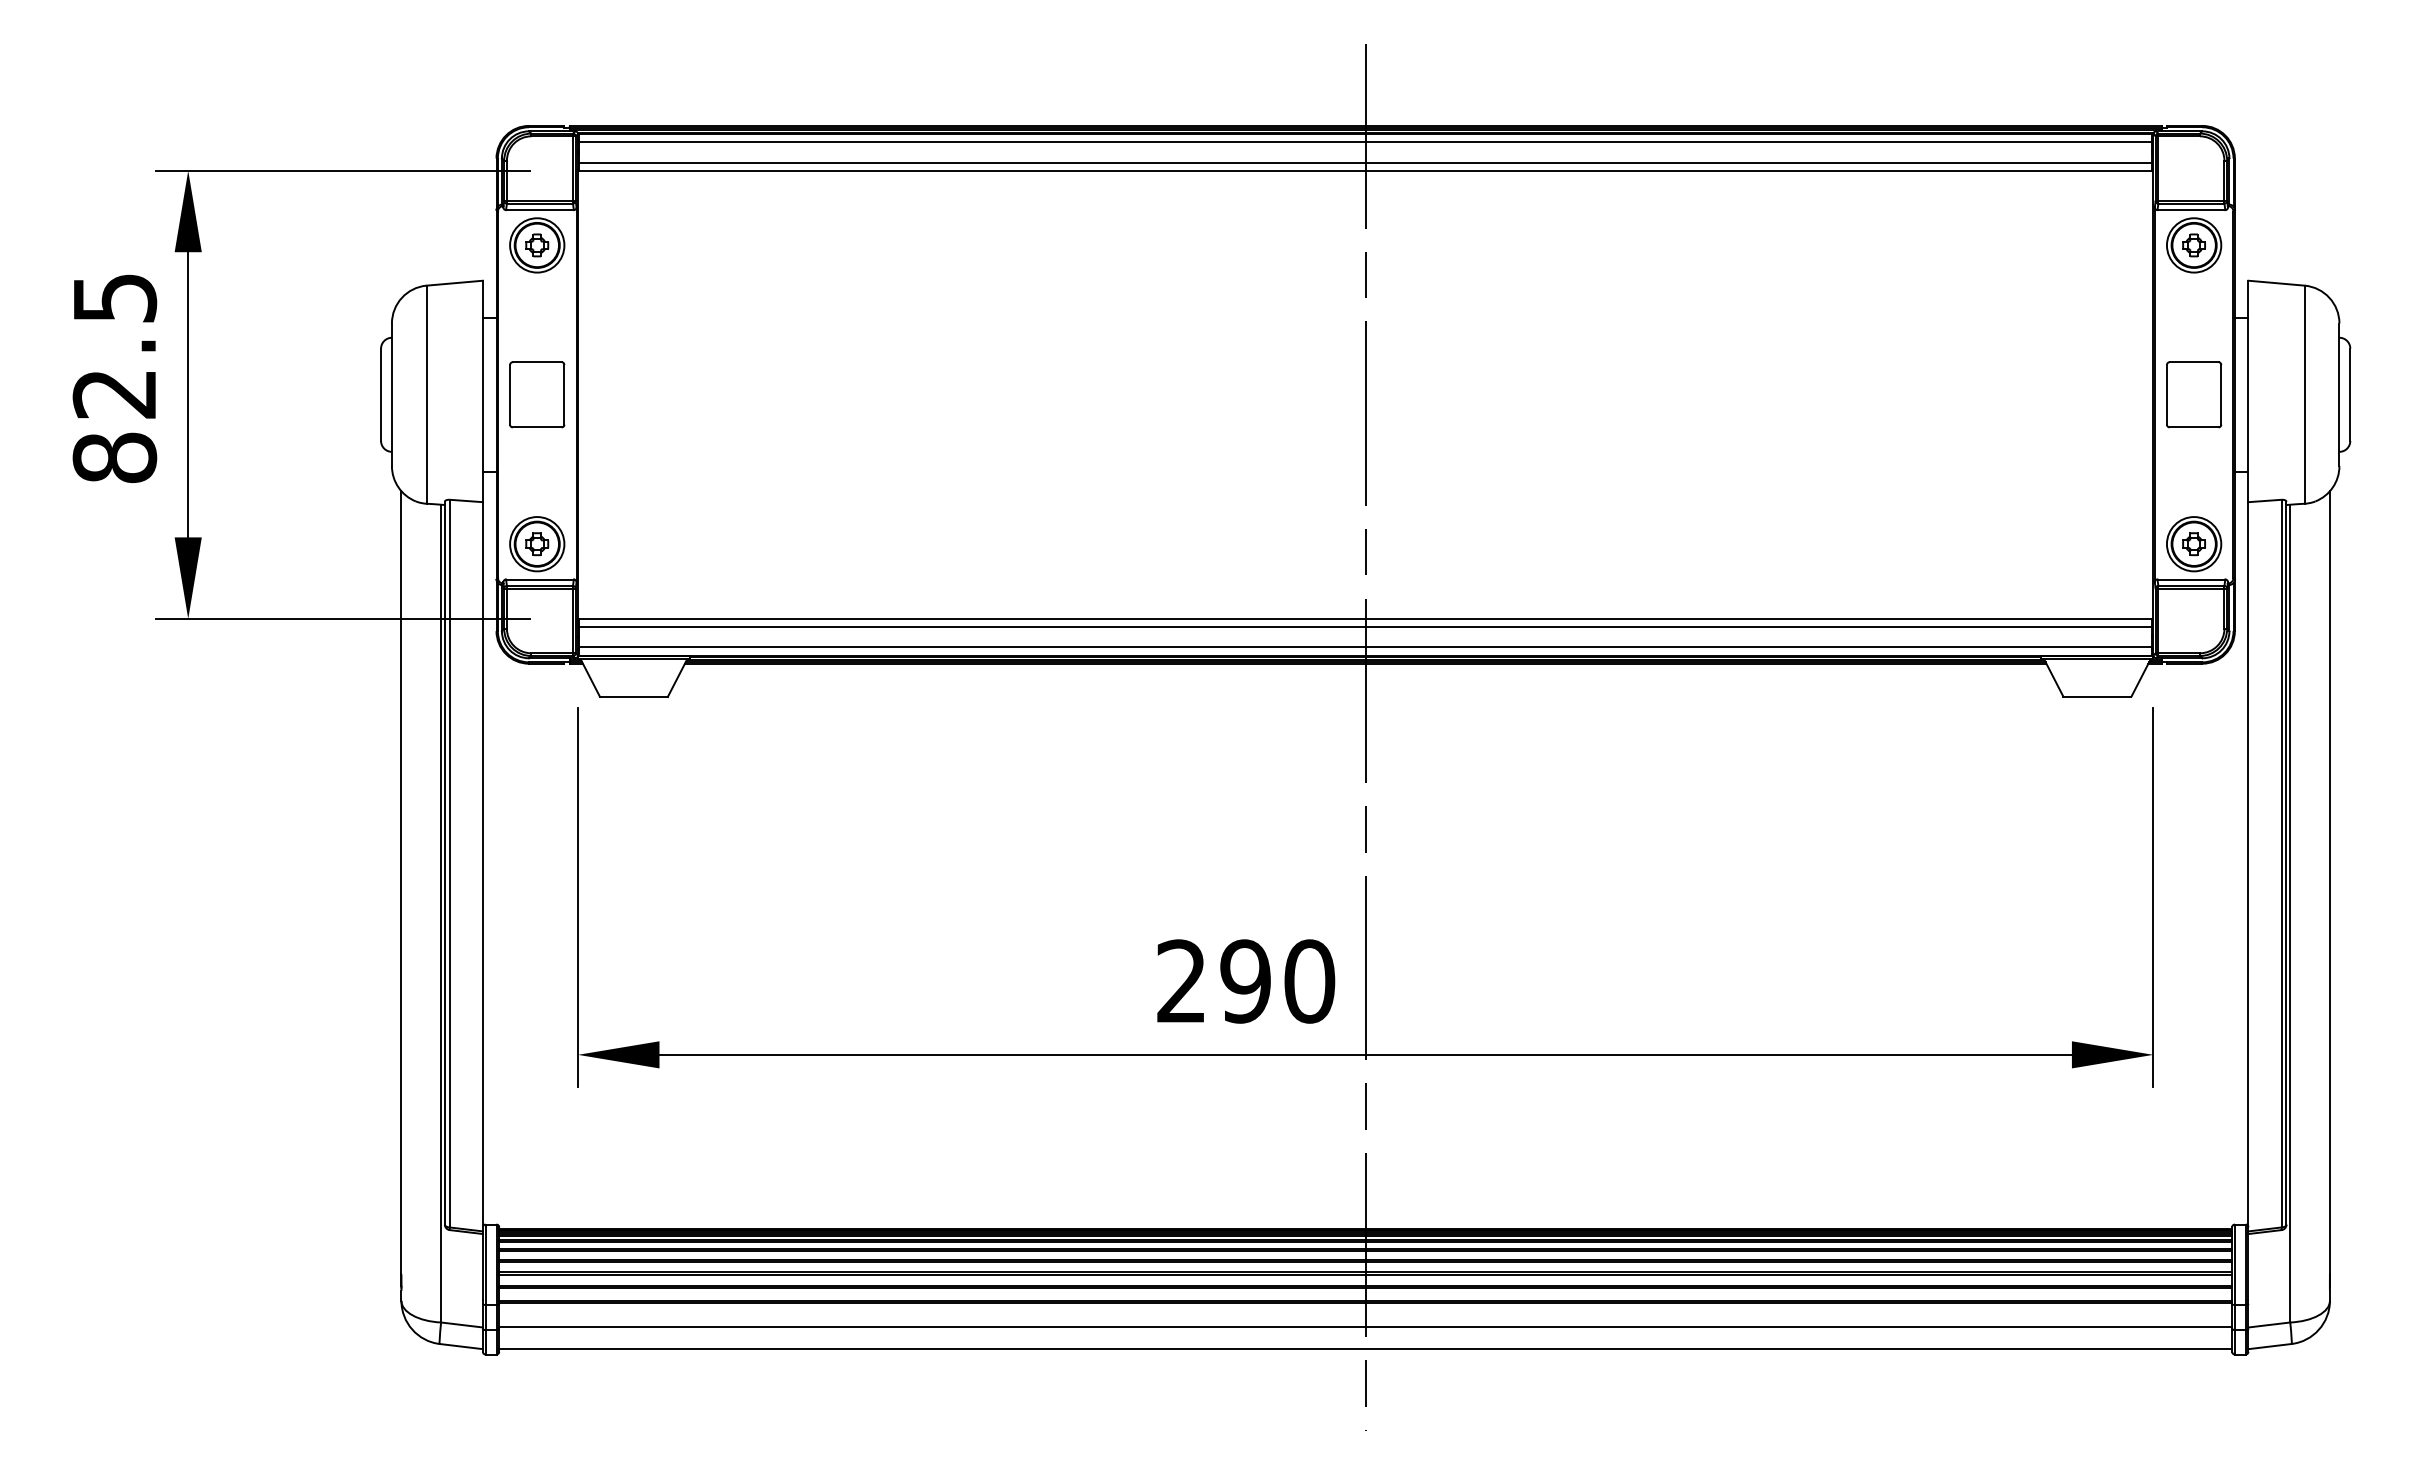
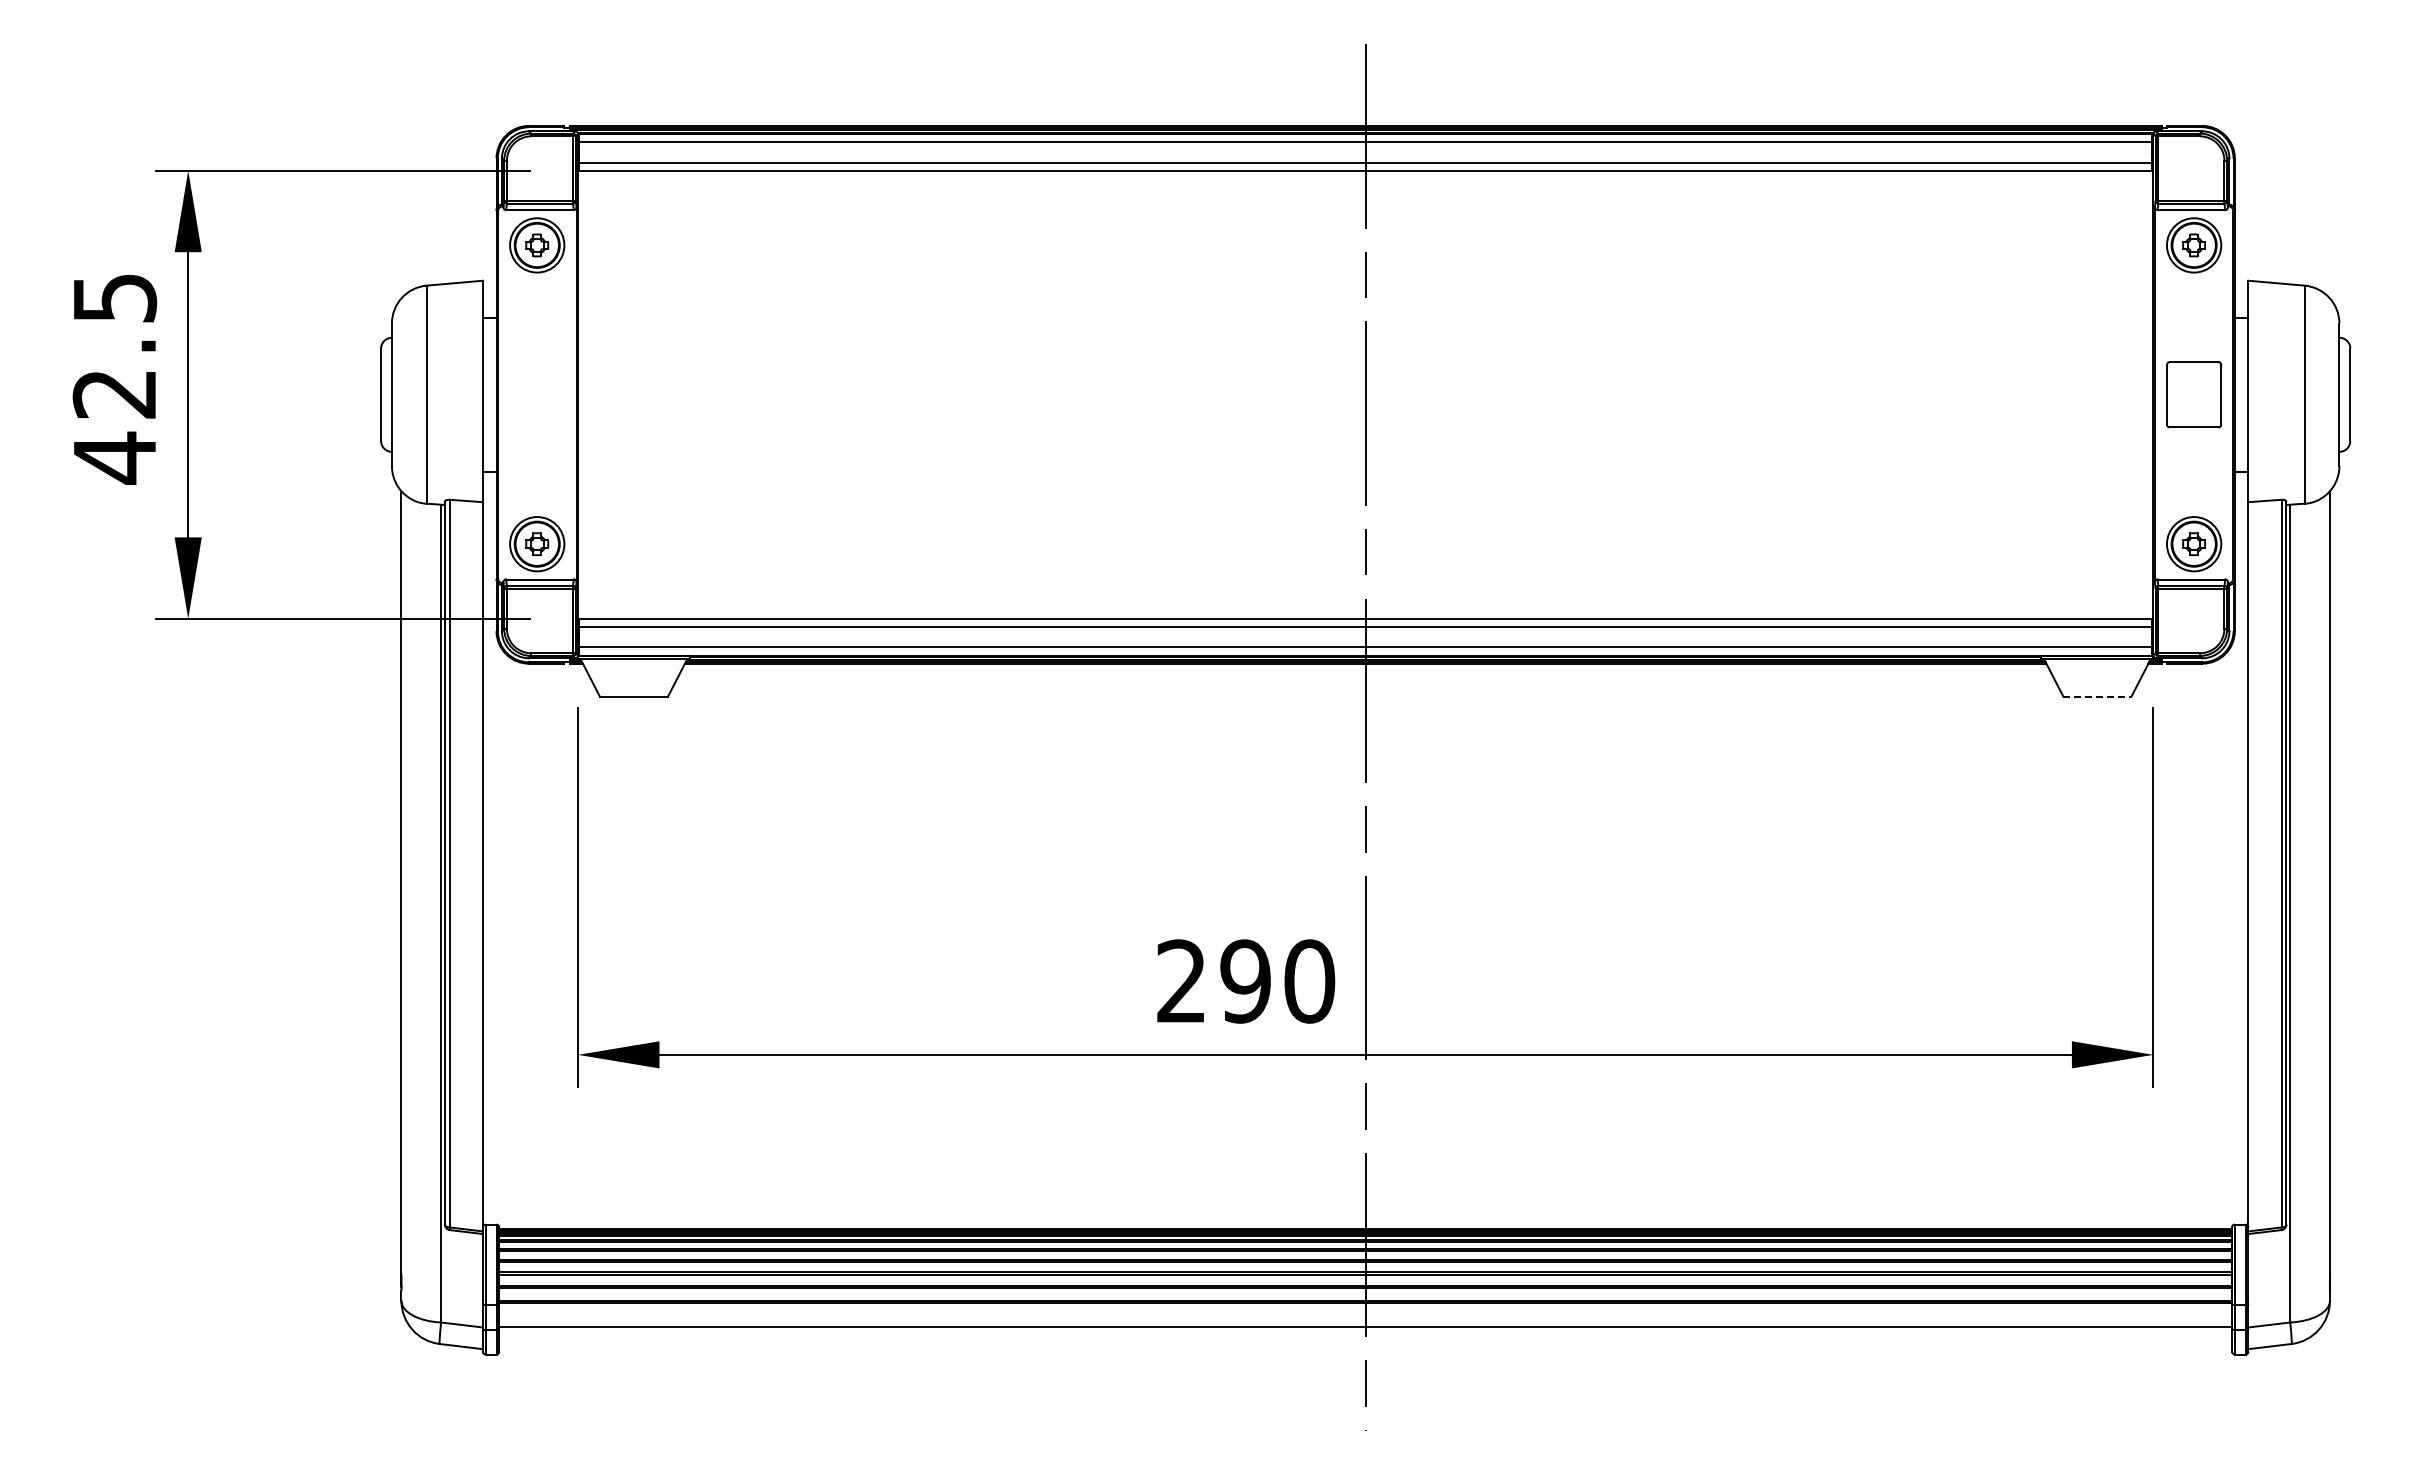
part: present -> none (537, 394)
text: 82.5 -> 42.5 (114, 457)
line: solid -> dashed (2097, 696)
line: present -> none (1365, 1349)
